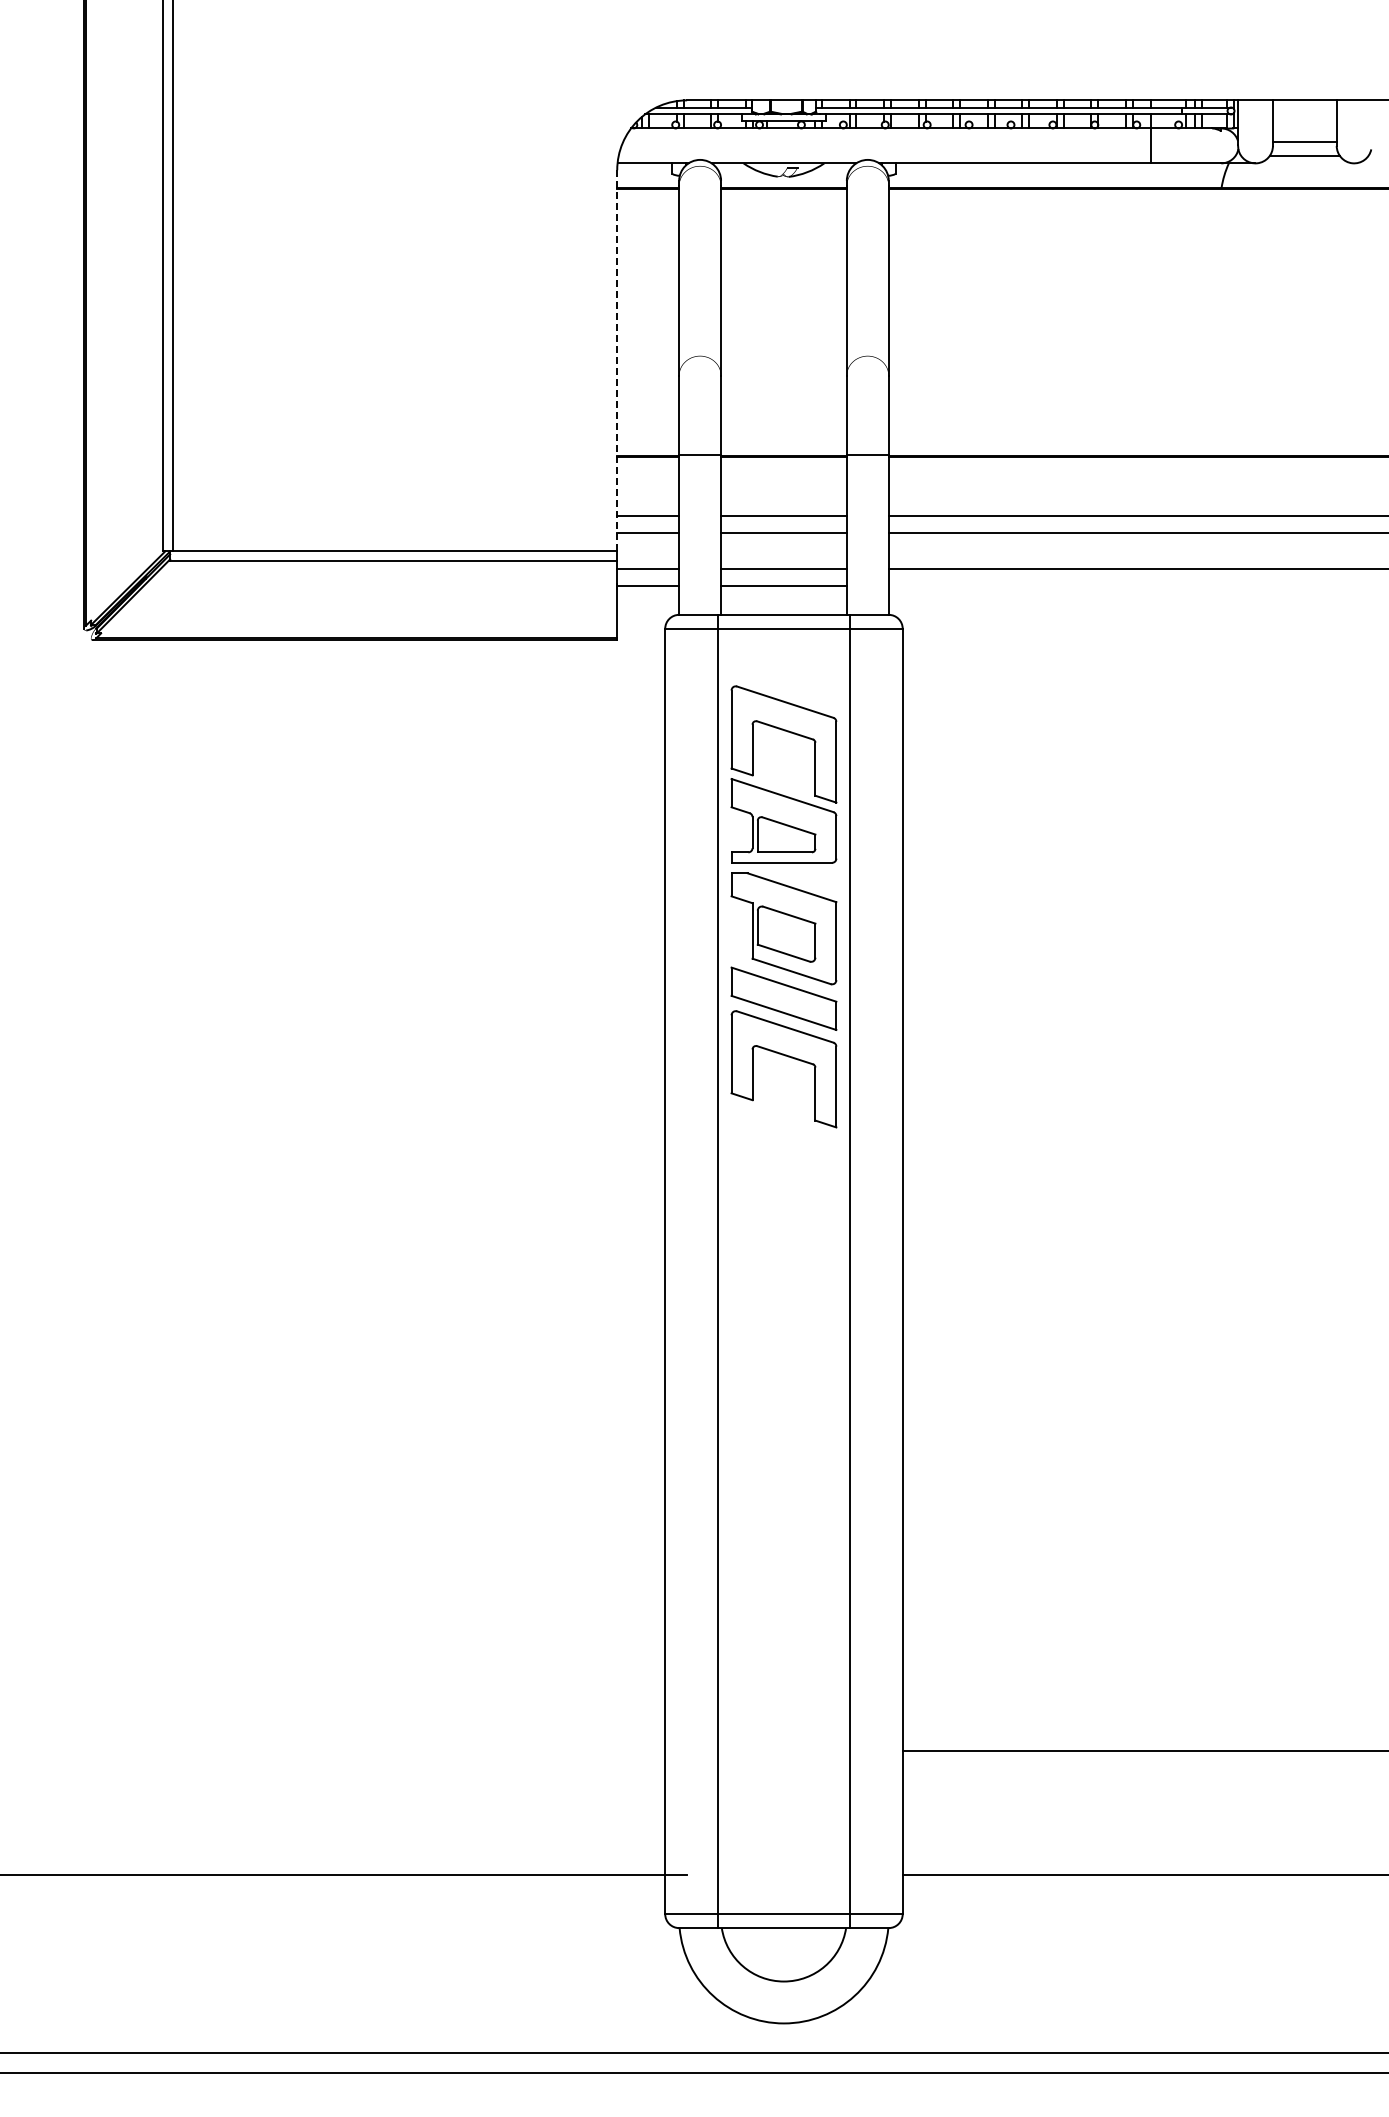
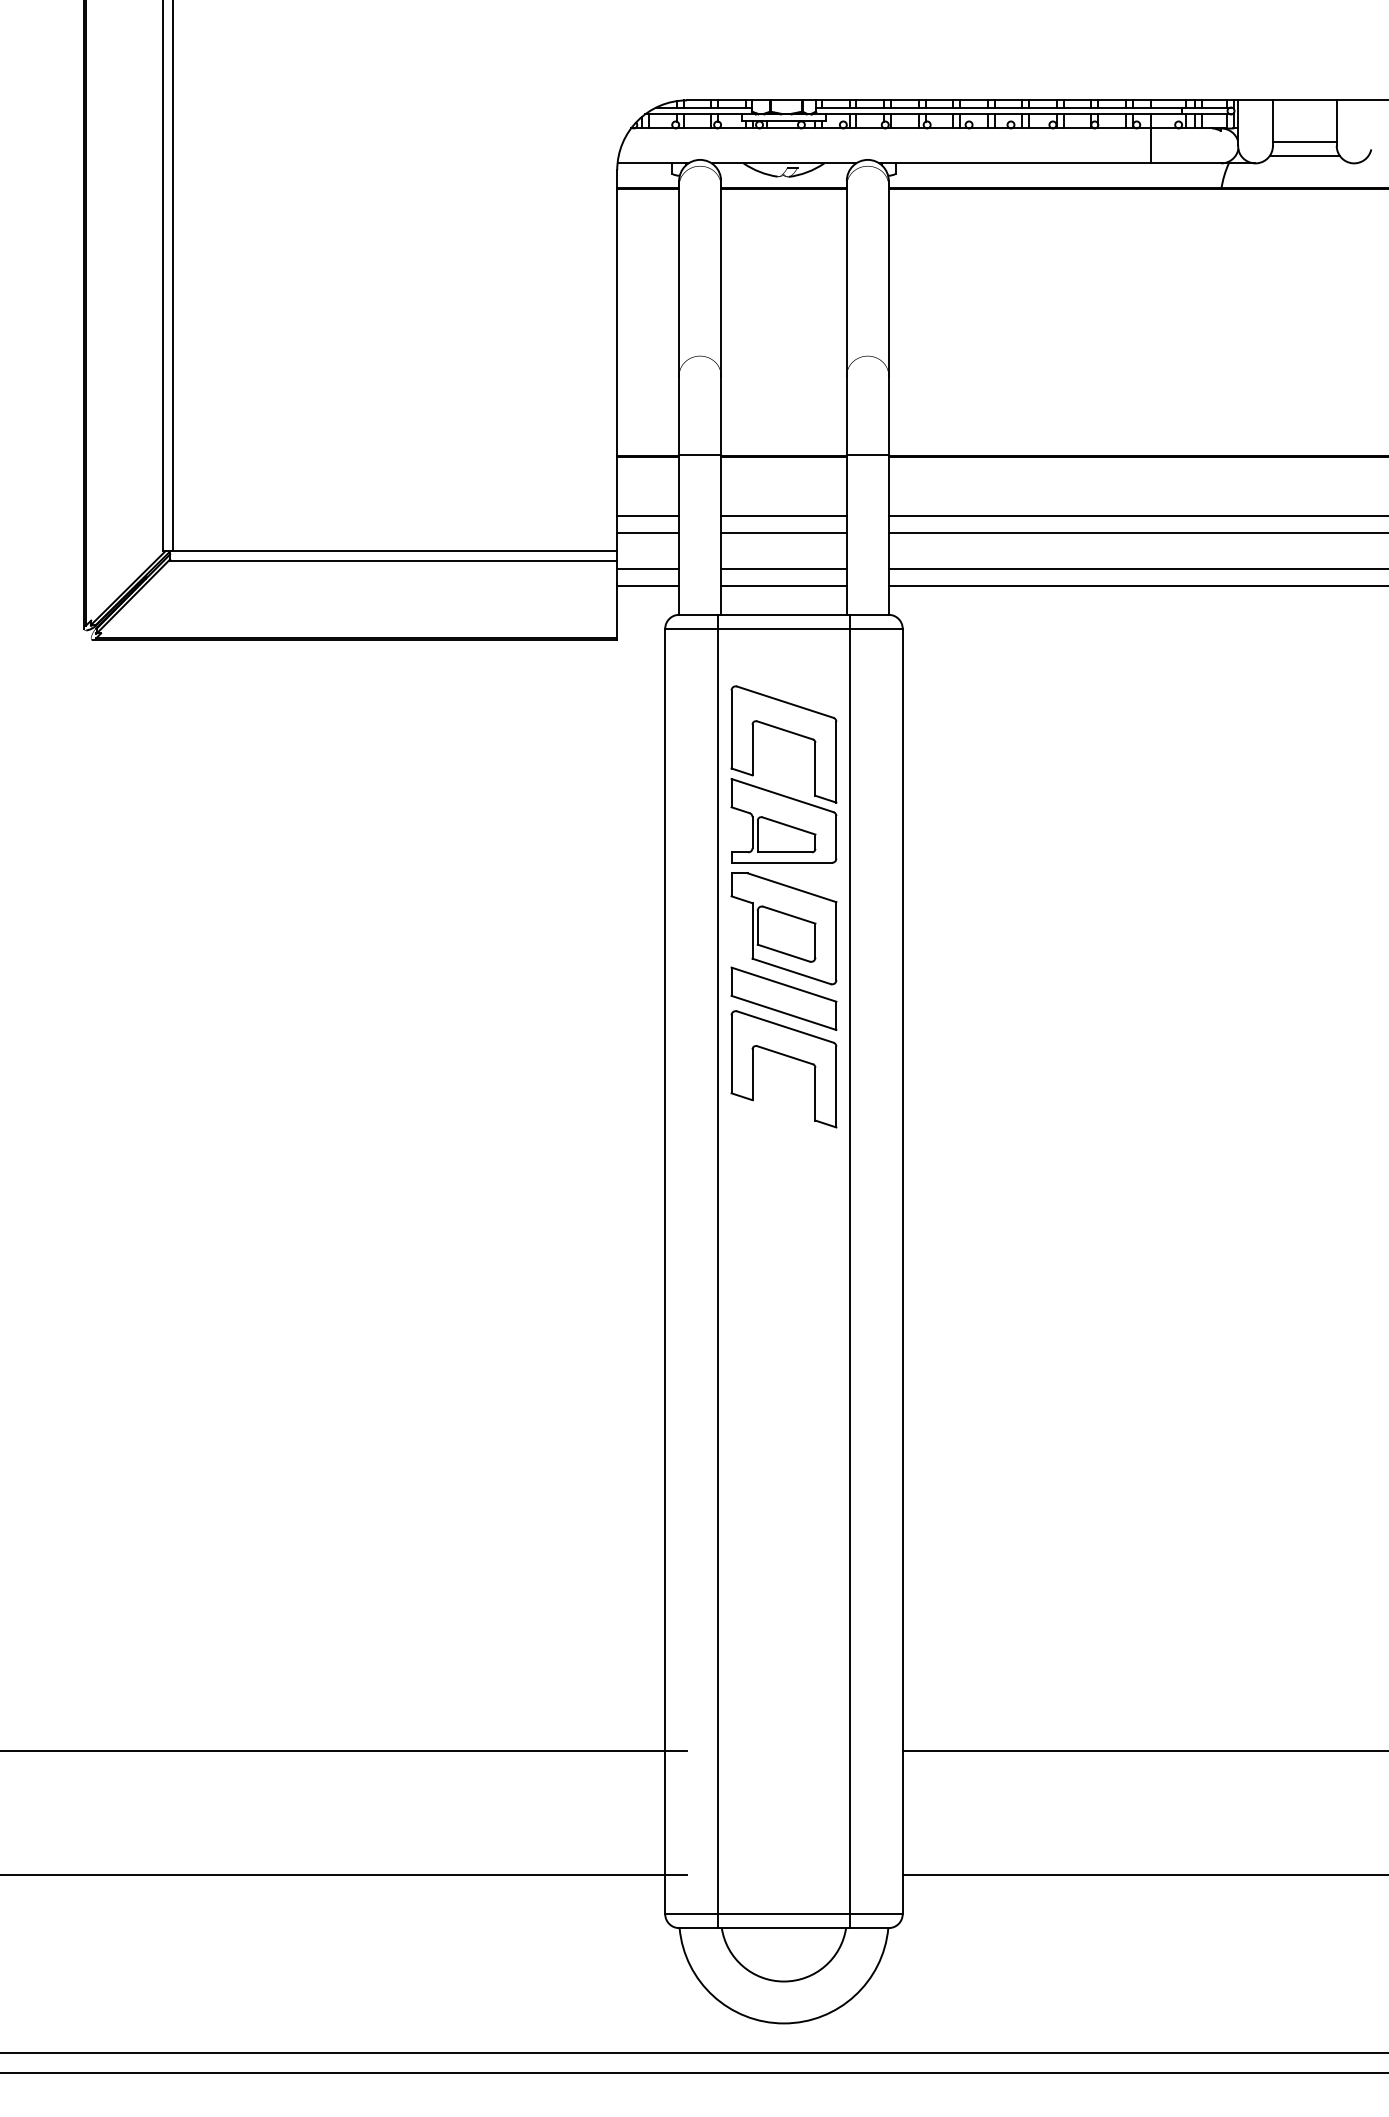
line: dashed -> solid (617, 360)
line: none -> present (1136, 585)
line: none -> present (344, 1751)
